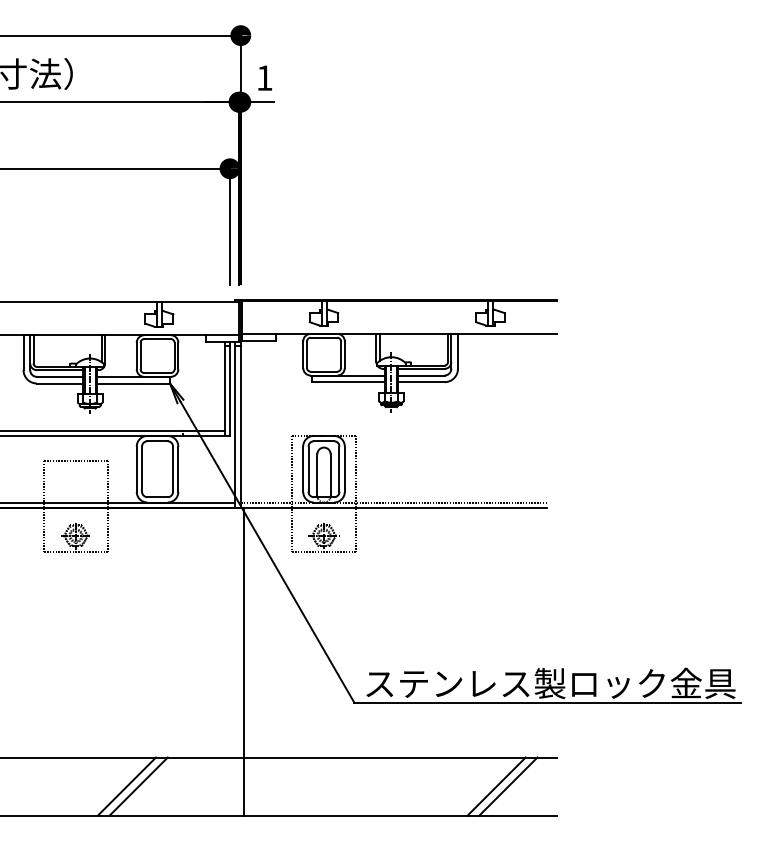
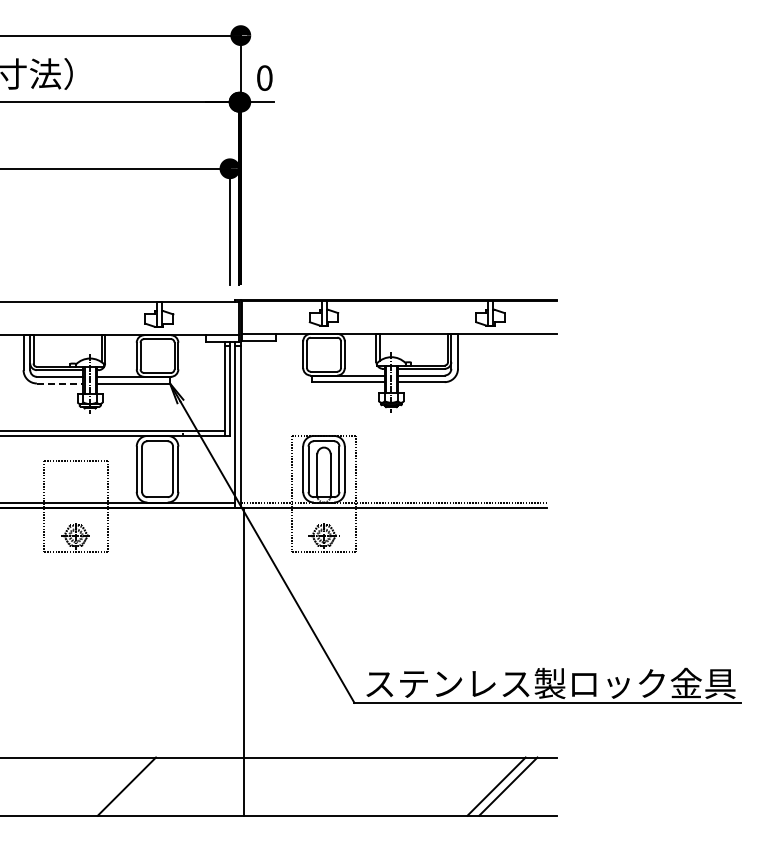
text: 1 -> 0 (264, 77)
line: solid -> dashed (60, 383)
line: present -> none (138, 786)
